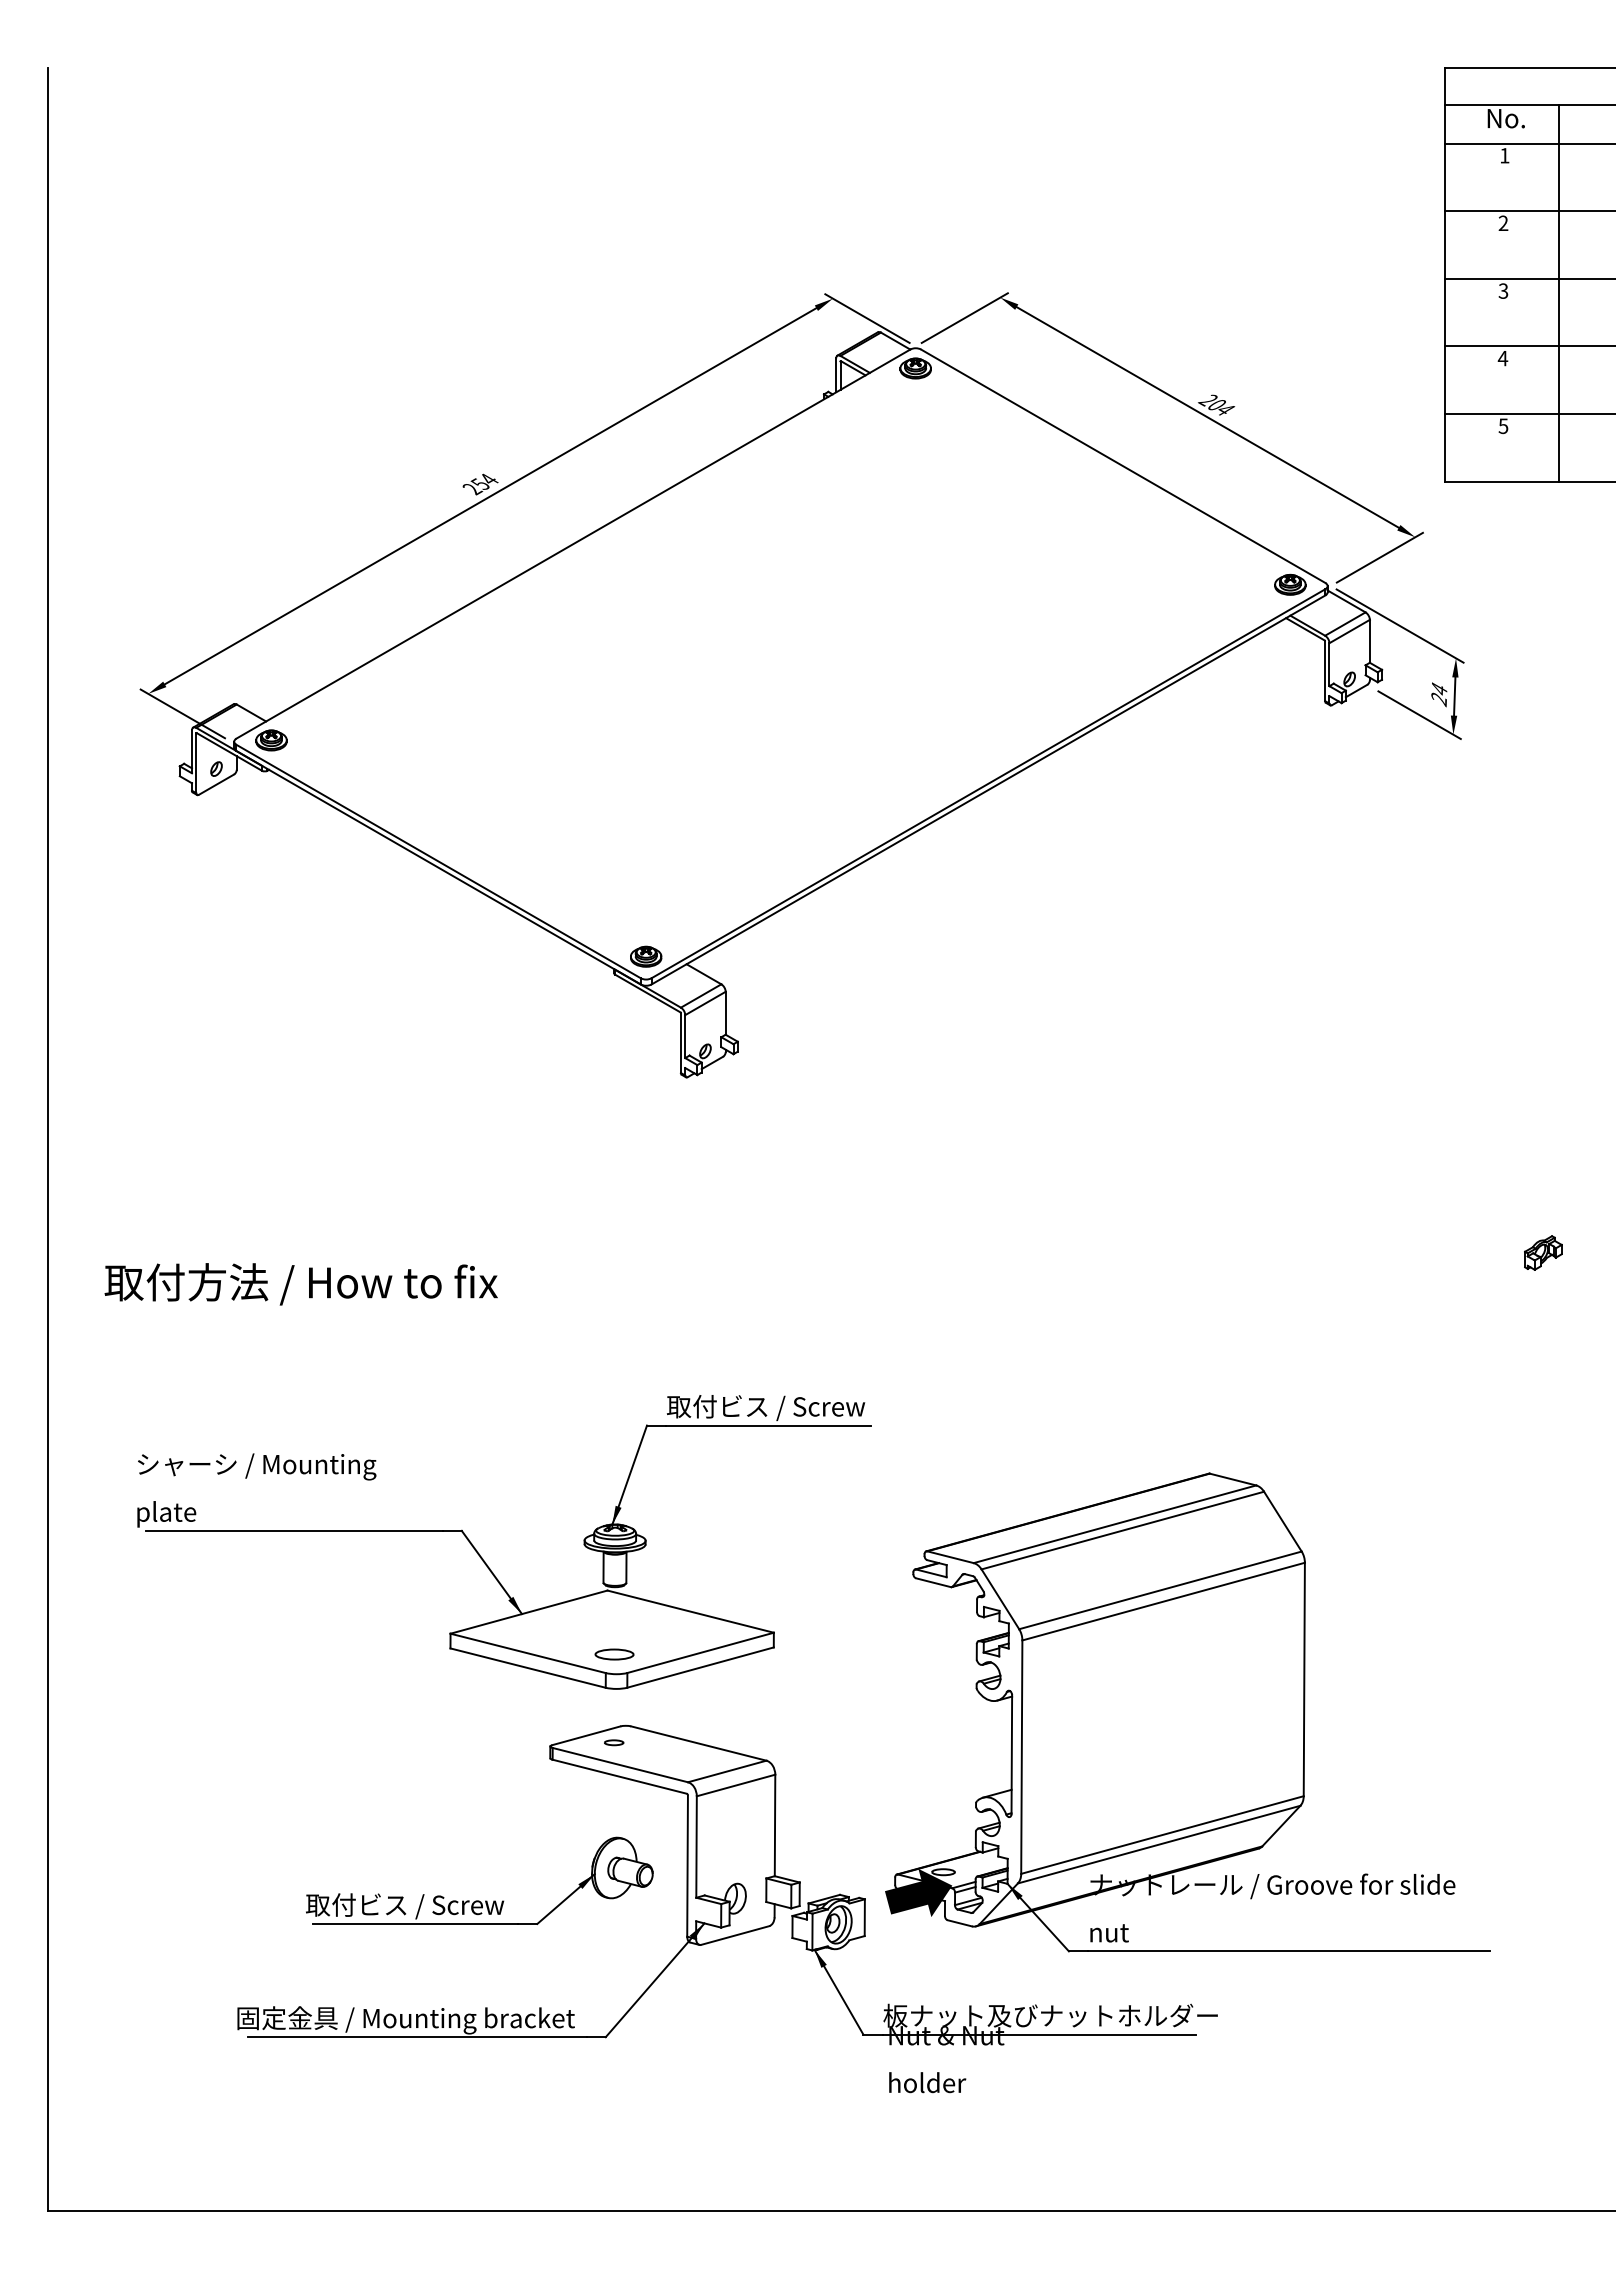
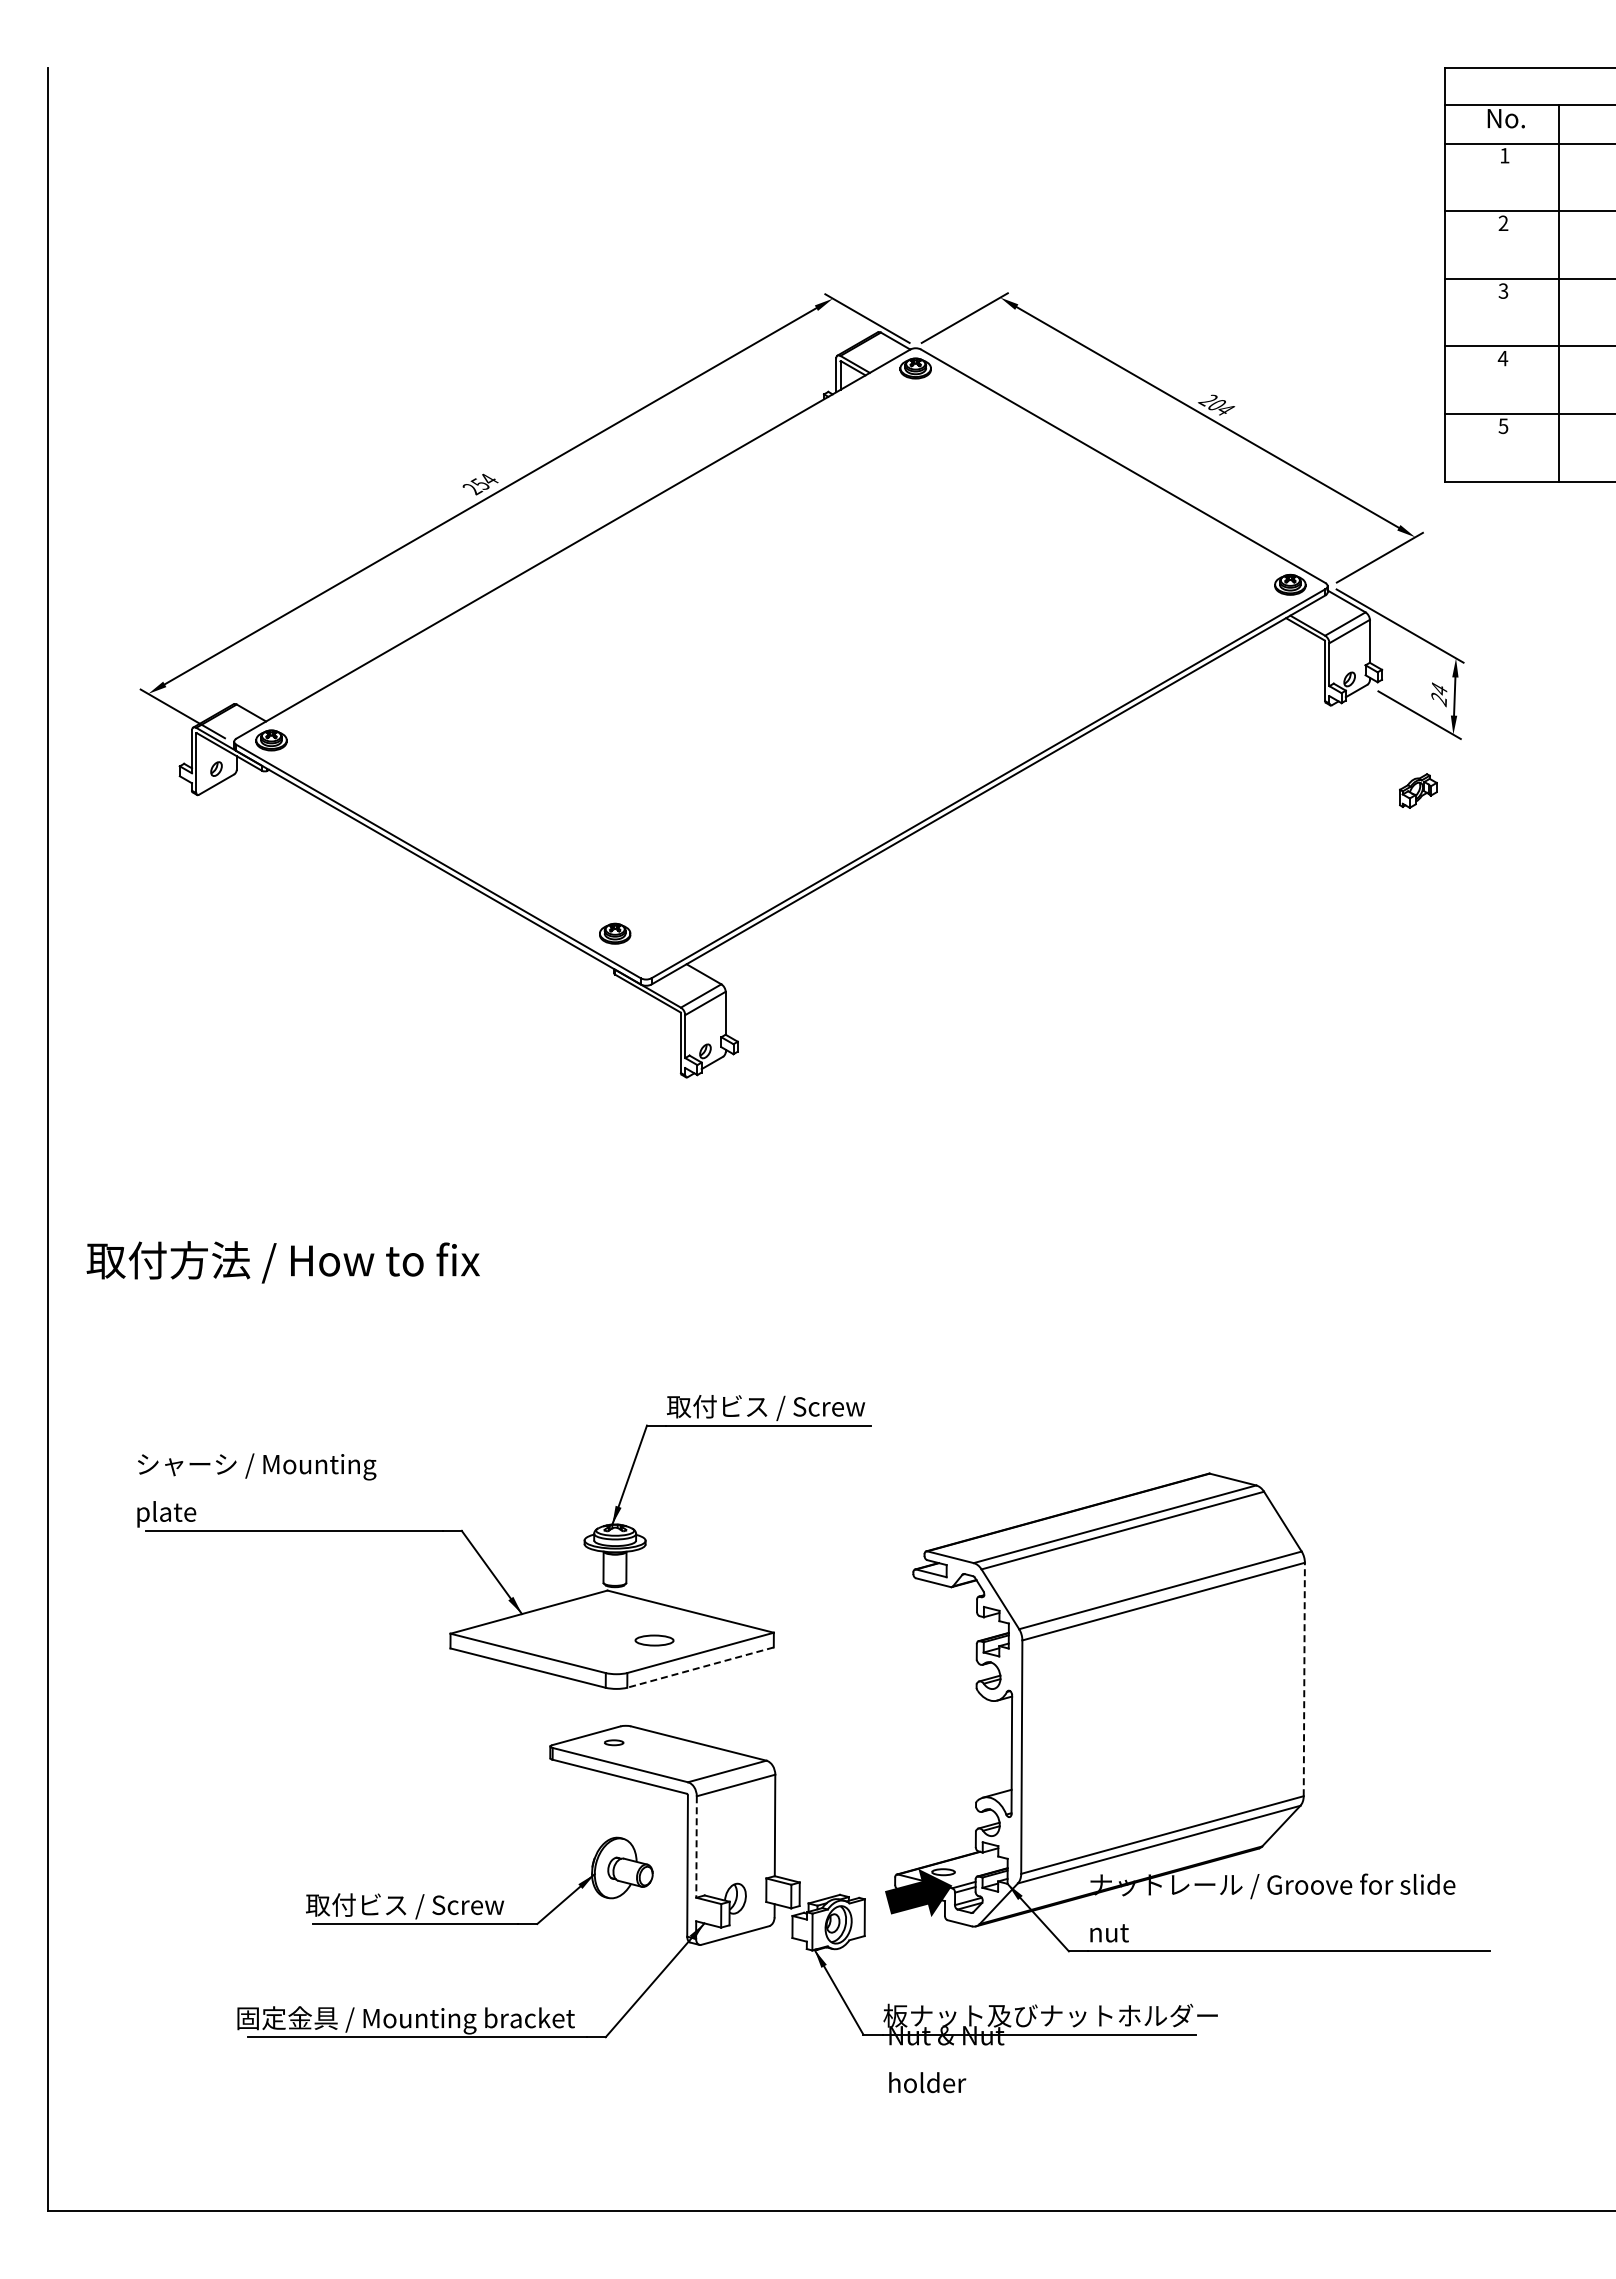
part position: (646, 956) -> (615, 933) (615, 933)
part position: (1543, 1252) -> (1418, 790) (1418, 790)
text position: (300, 1284) -> (282, 1262) (282, 1262)
part position: (614, 1654) -> (654, 1640) (654, 1640)
line: solid -> dashed (700, 1667)
line: solid -> dashed (1304, 1679)
line: solid -> dashed (696, 1847)
